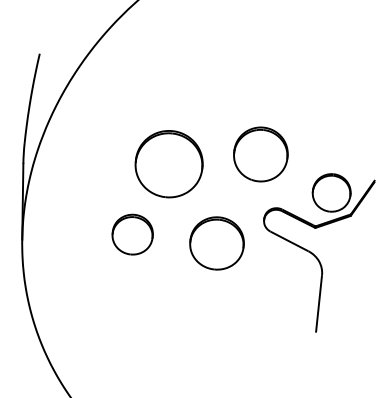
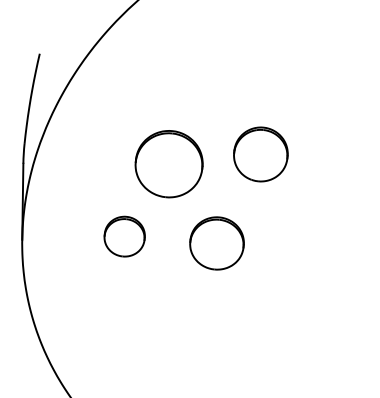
part position: (132, 234) -> (124, 236) (124, 236)
part: present -> none (319, 252)
